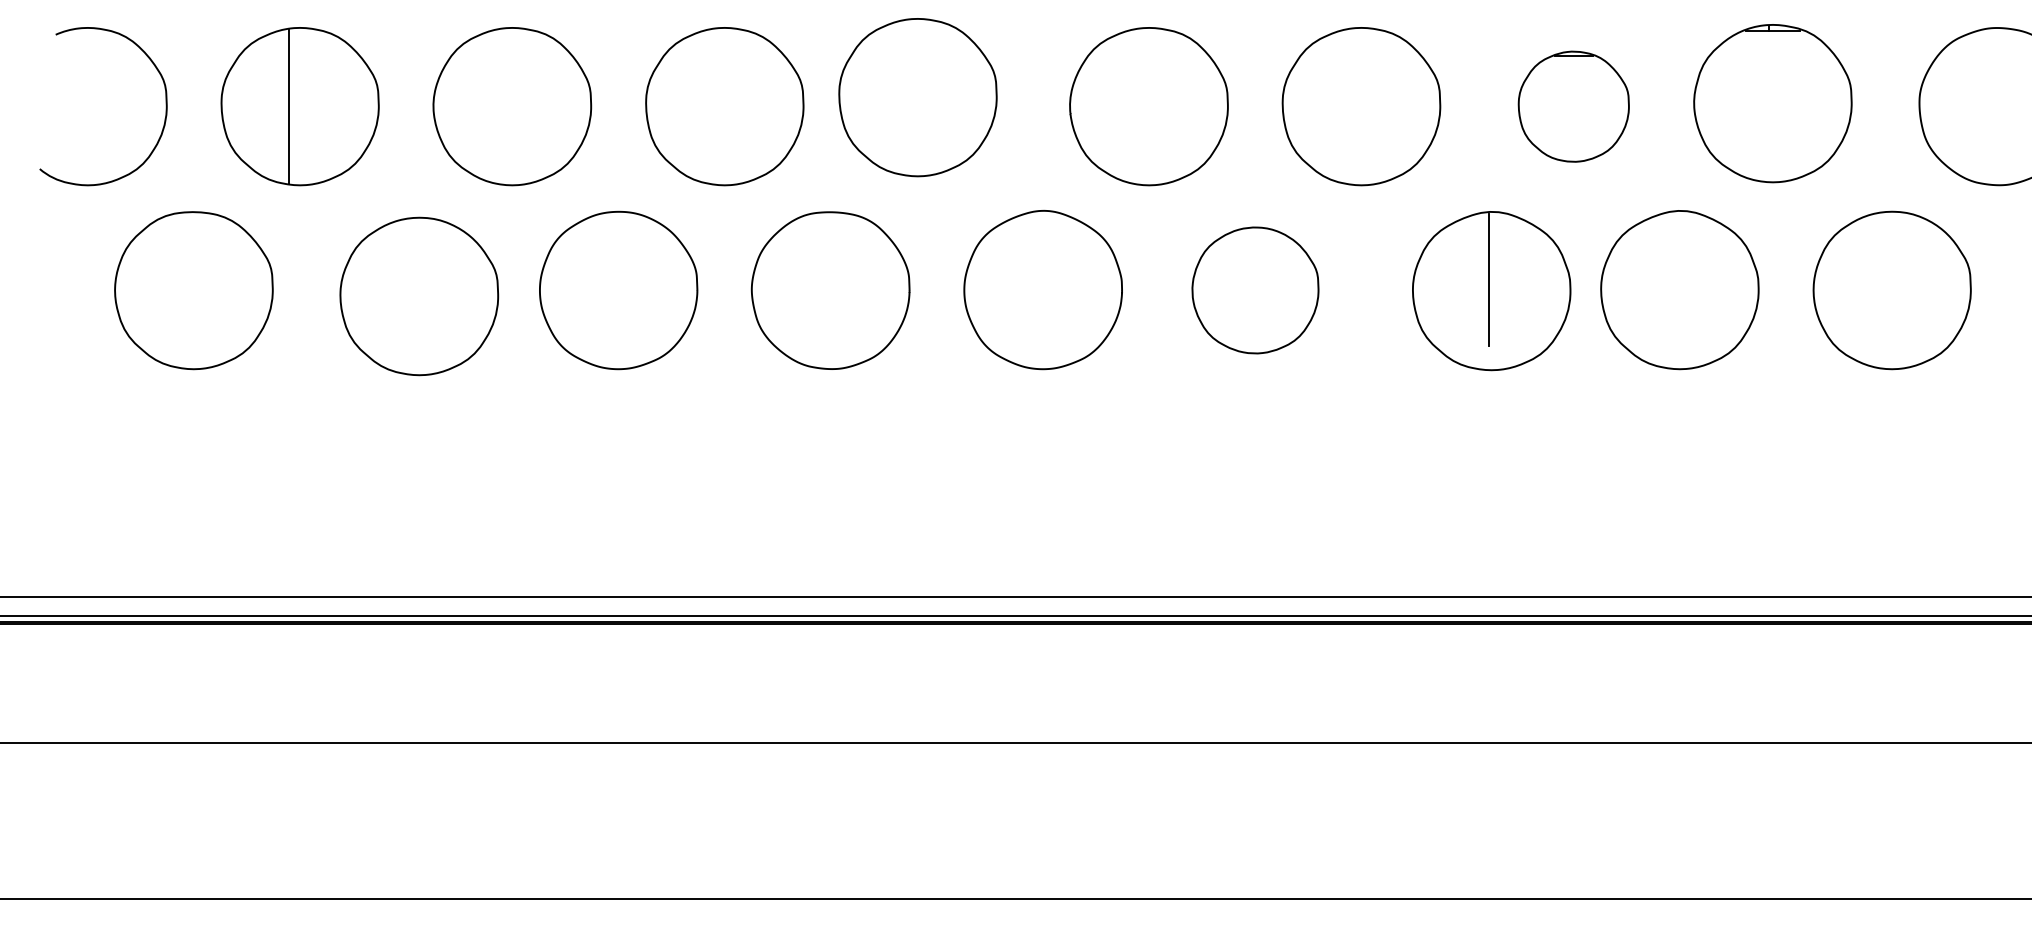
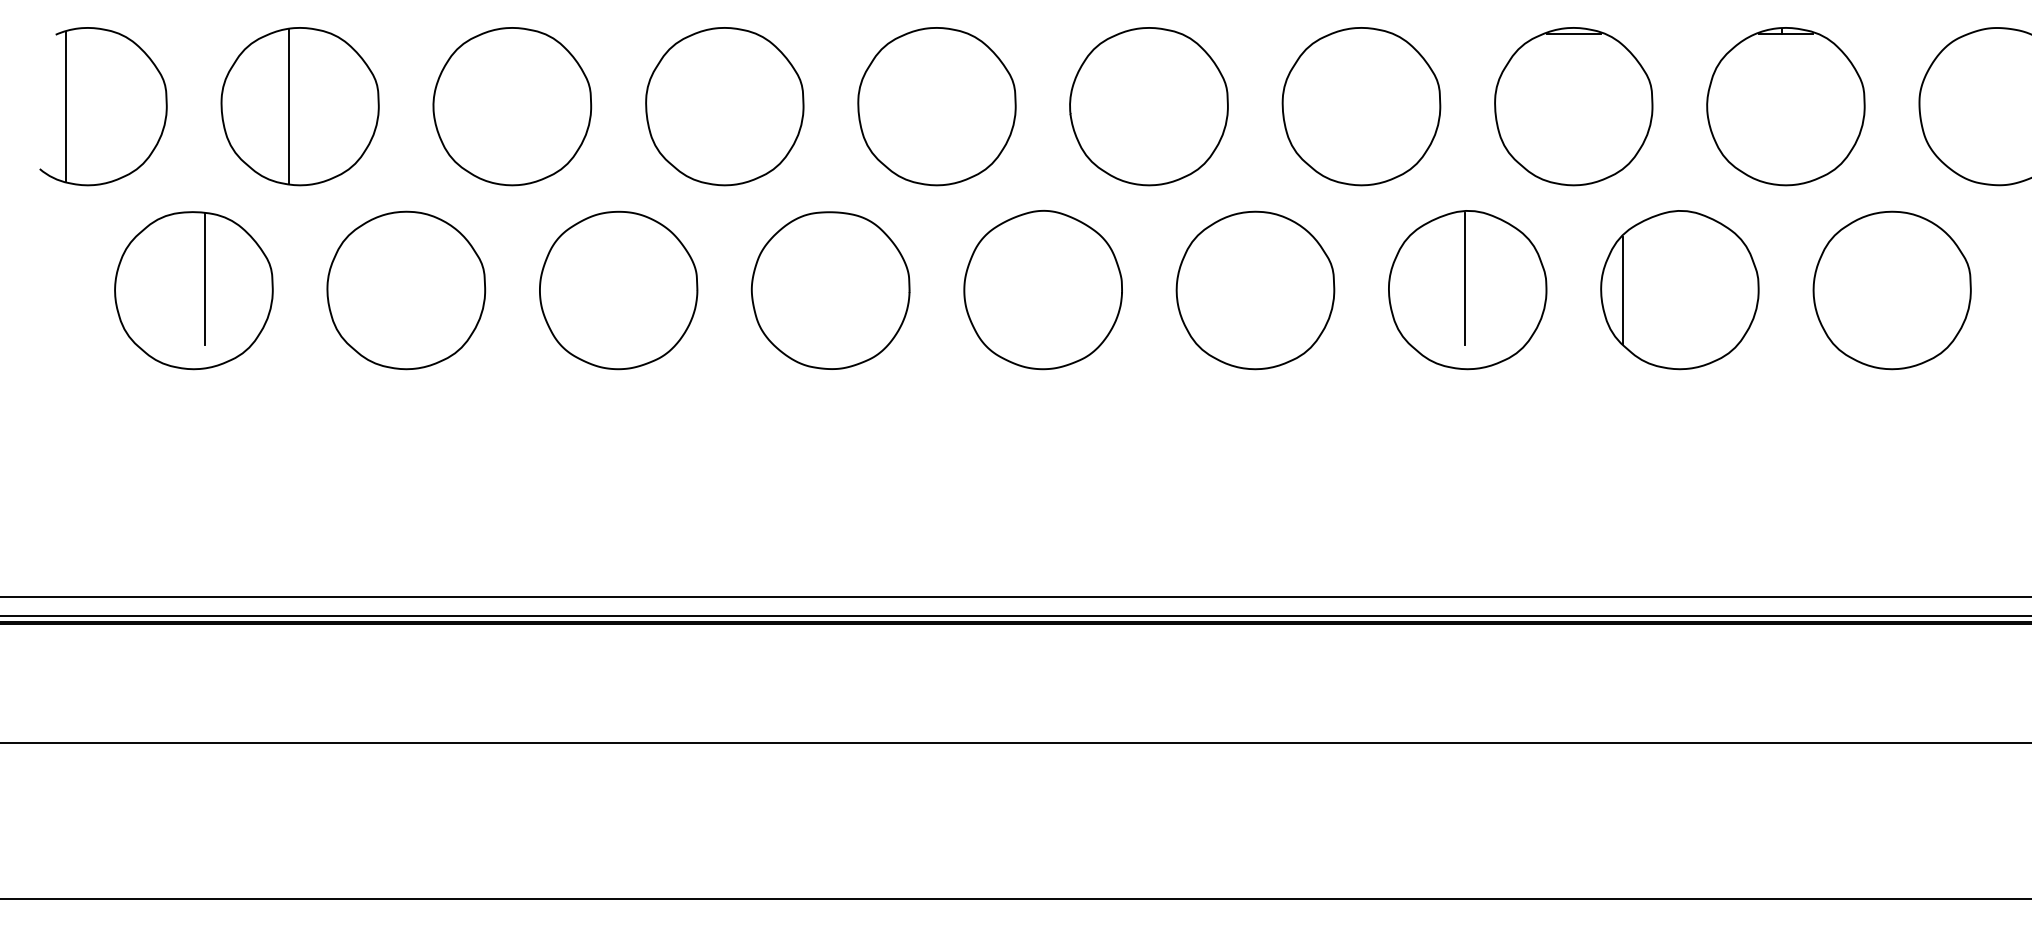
part position: (917, 97) -> (936, 106) (936, 106)
part position: (1772, 103) -> (1785, 106) (1785, 106)
line: none -> present (66, 106)
part size: 113x113 px -> 160x160 px (1573, 106)
line: none -> present (205, 278)
part size: 129x129 px -> 161x161 px (1255, 290)
line: none -> present (1622, 290)
part position: (1491, 291) -> (1467, 290) (1467, 290)
part position: (419, 296) -> (406, 290) (406, 290)
